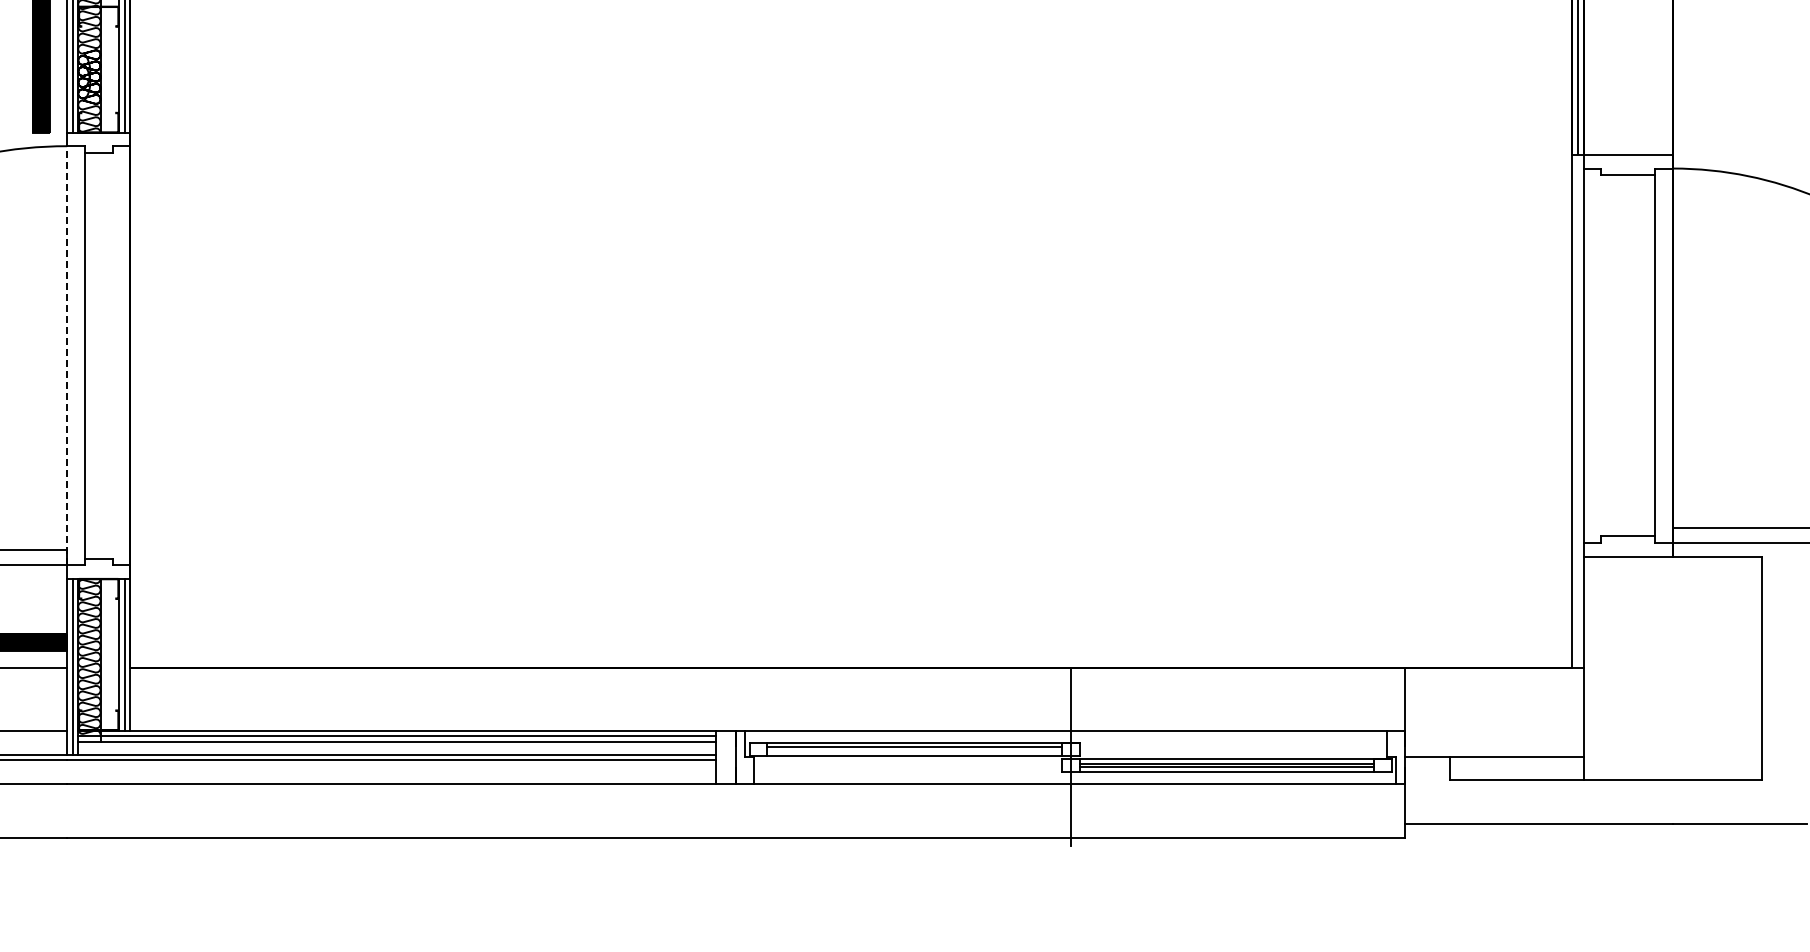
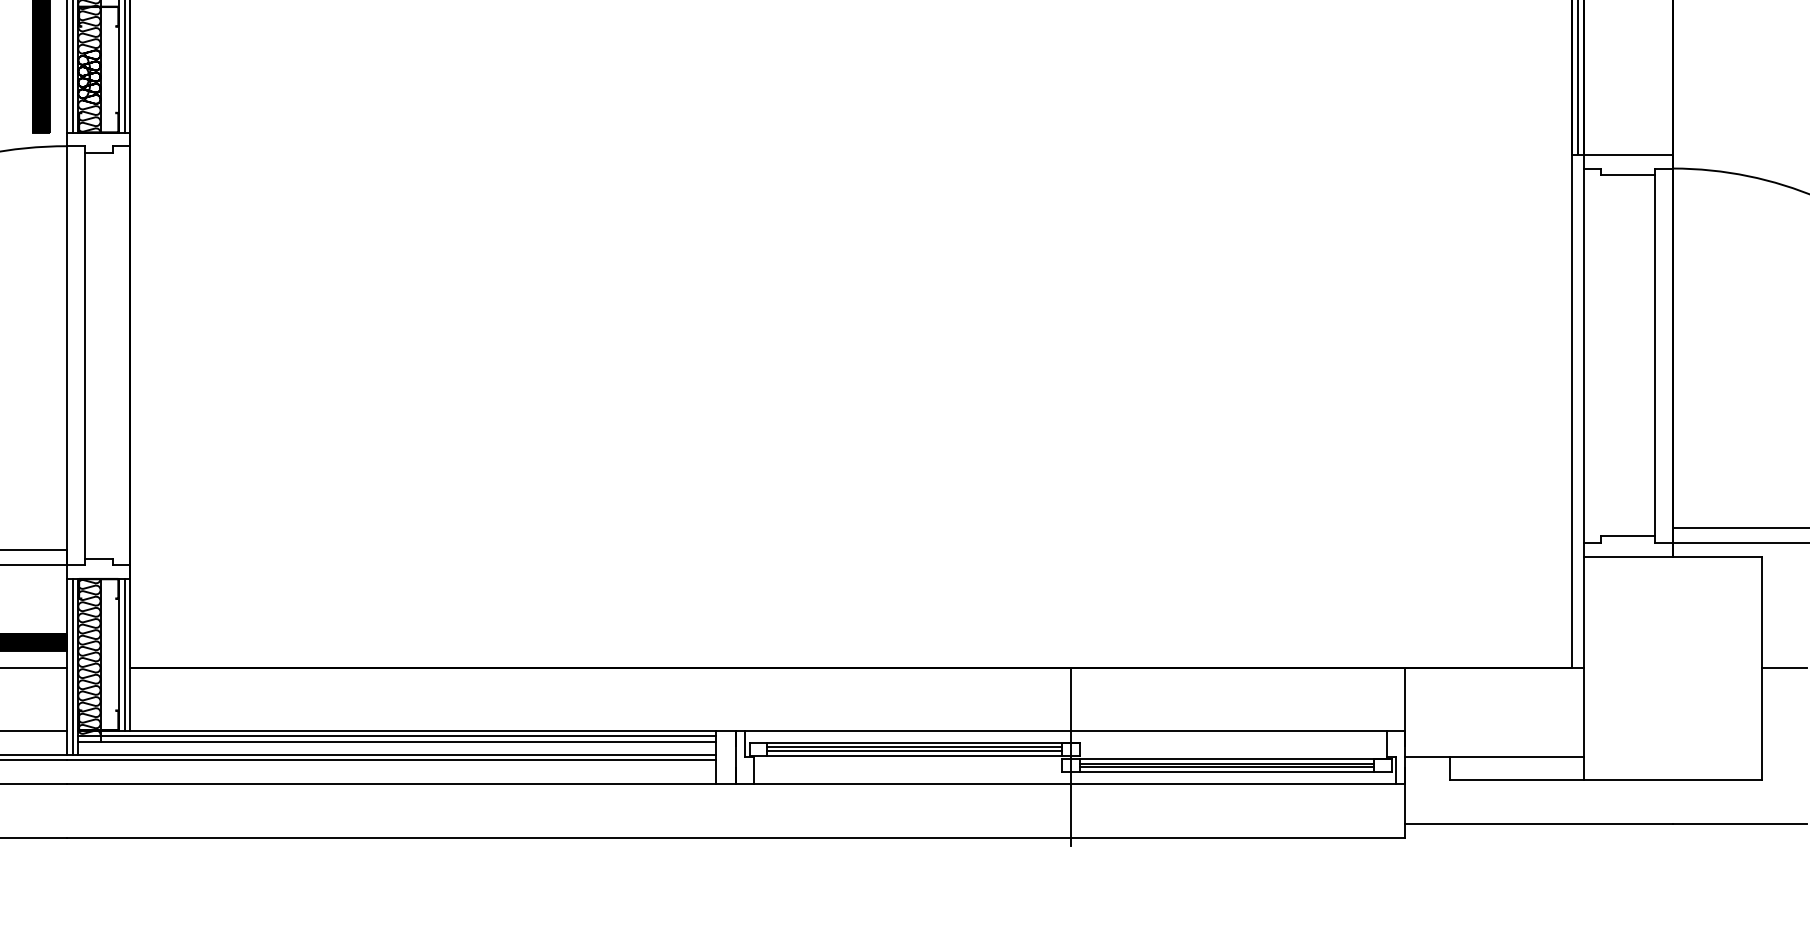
line: dashed -> solid (67, 355)
line: none -> present (1783, 668)
line: none -> present (914, 751)
